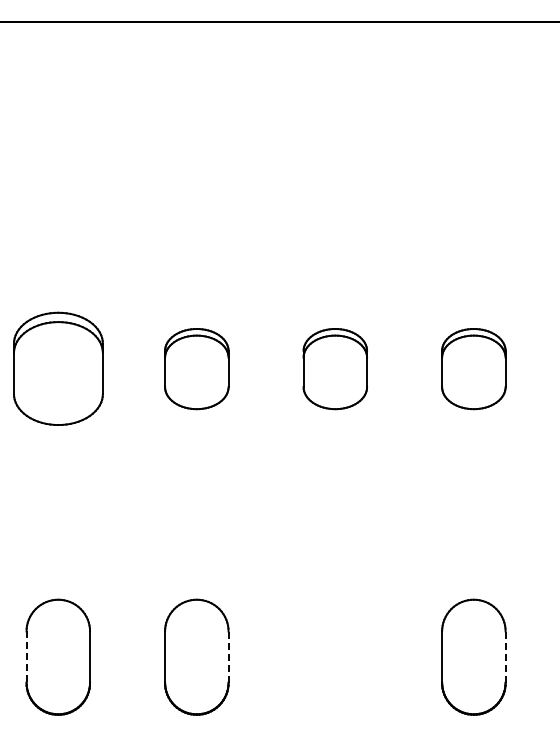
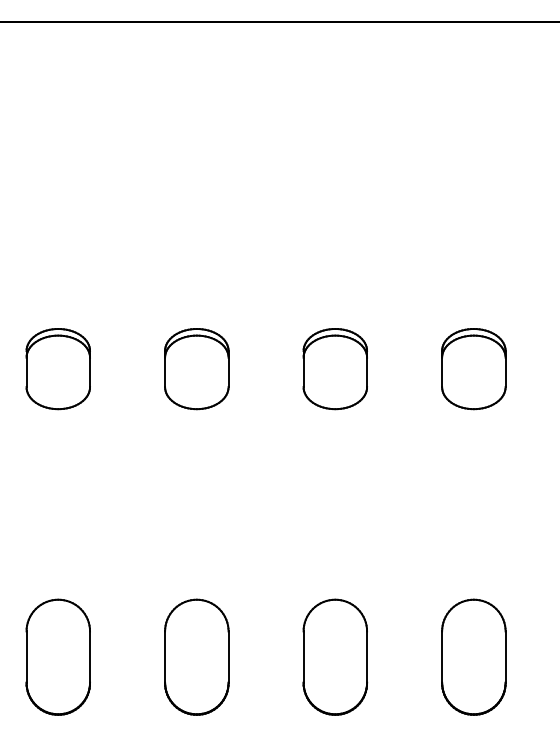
part size: 91x115 px -> 66x83 px (57, 369)
part: none -> present (335, 656)
line: dashed -> solid (26, 657)
line: dashed -> solid (228, 657)
line: dashed -> solid (505, 657)
